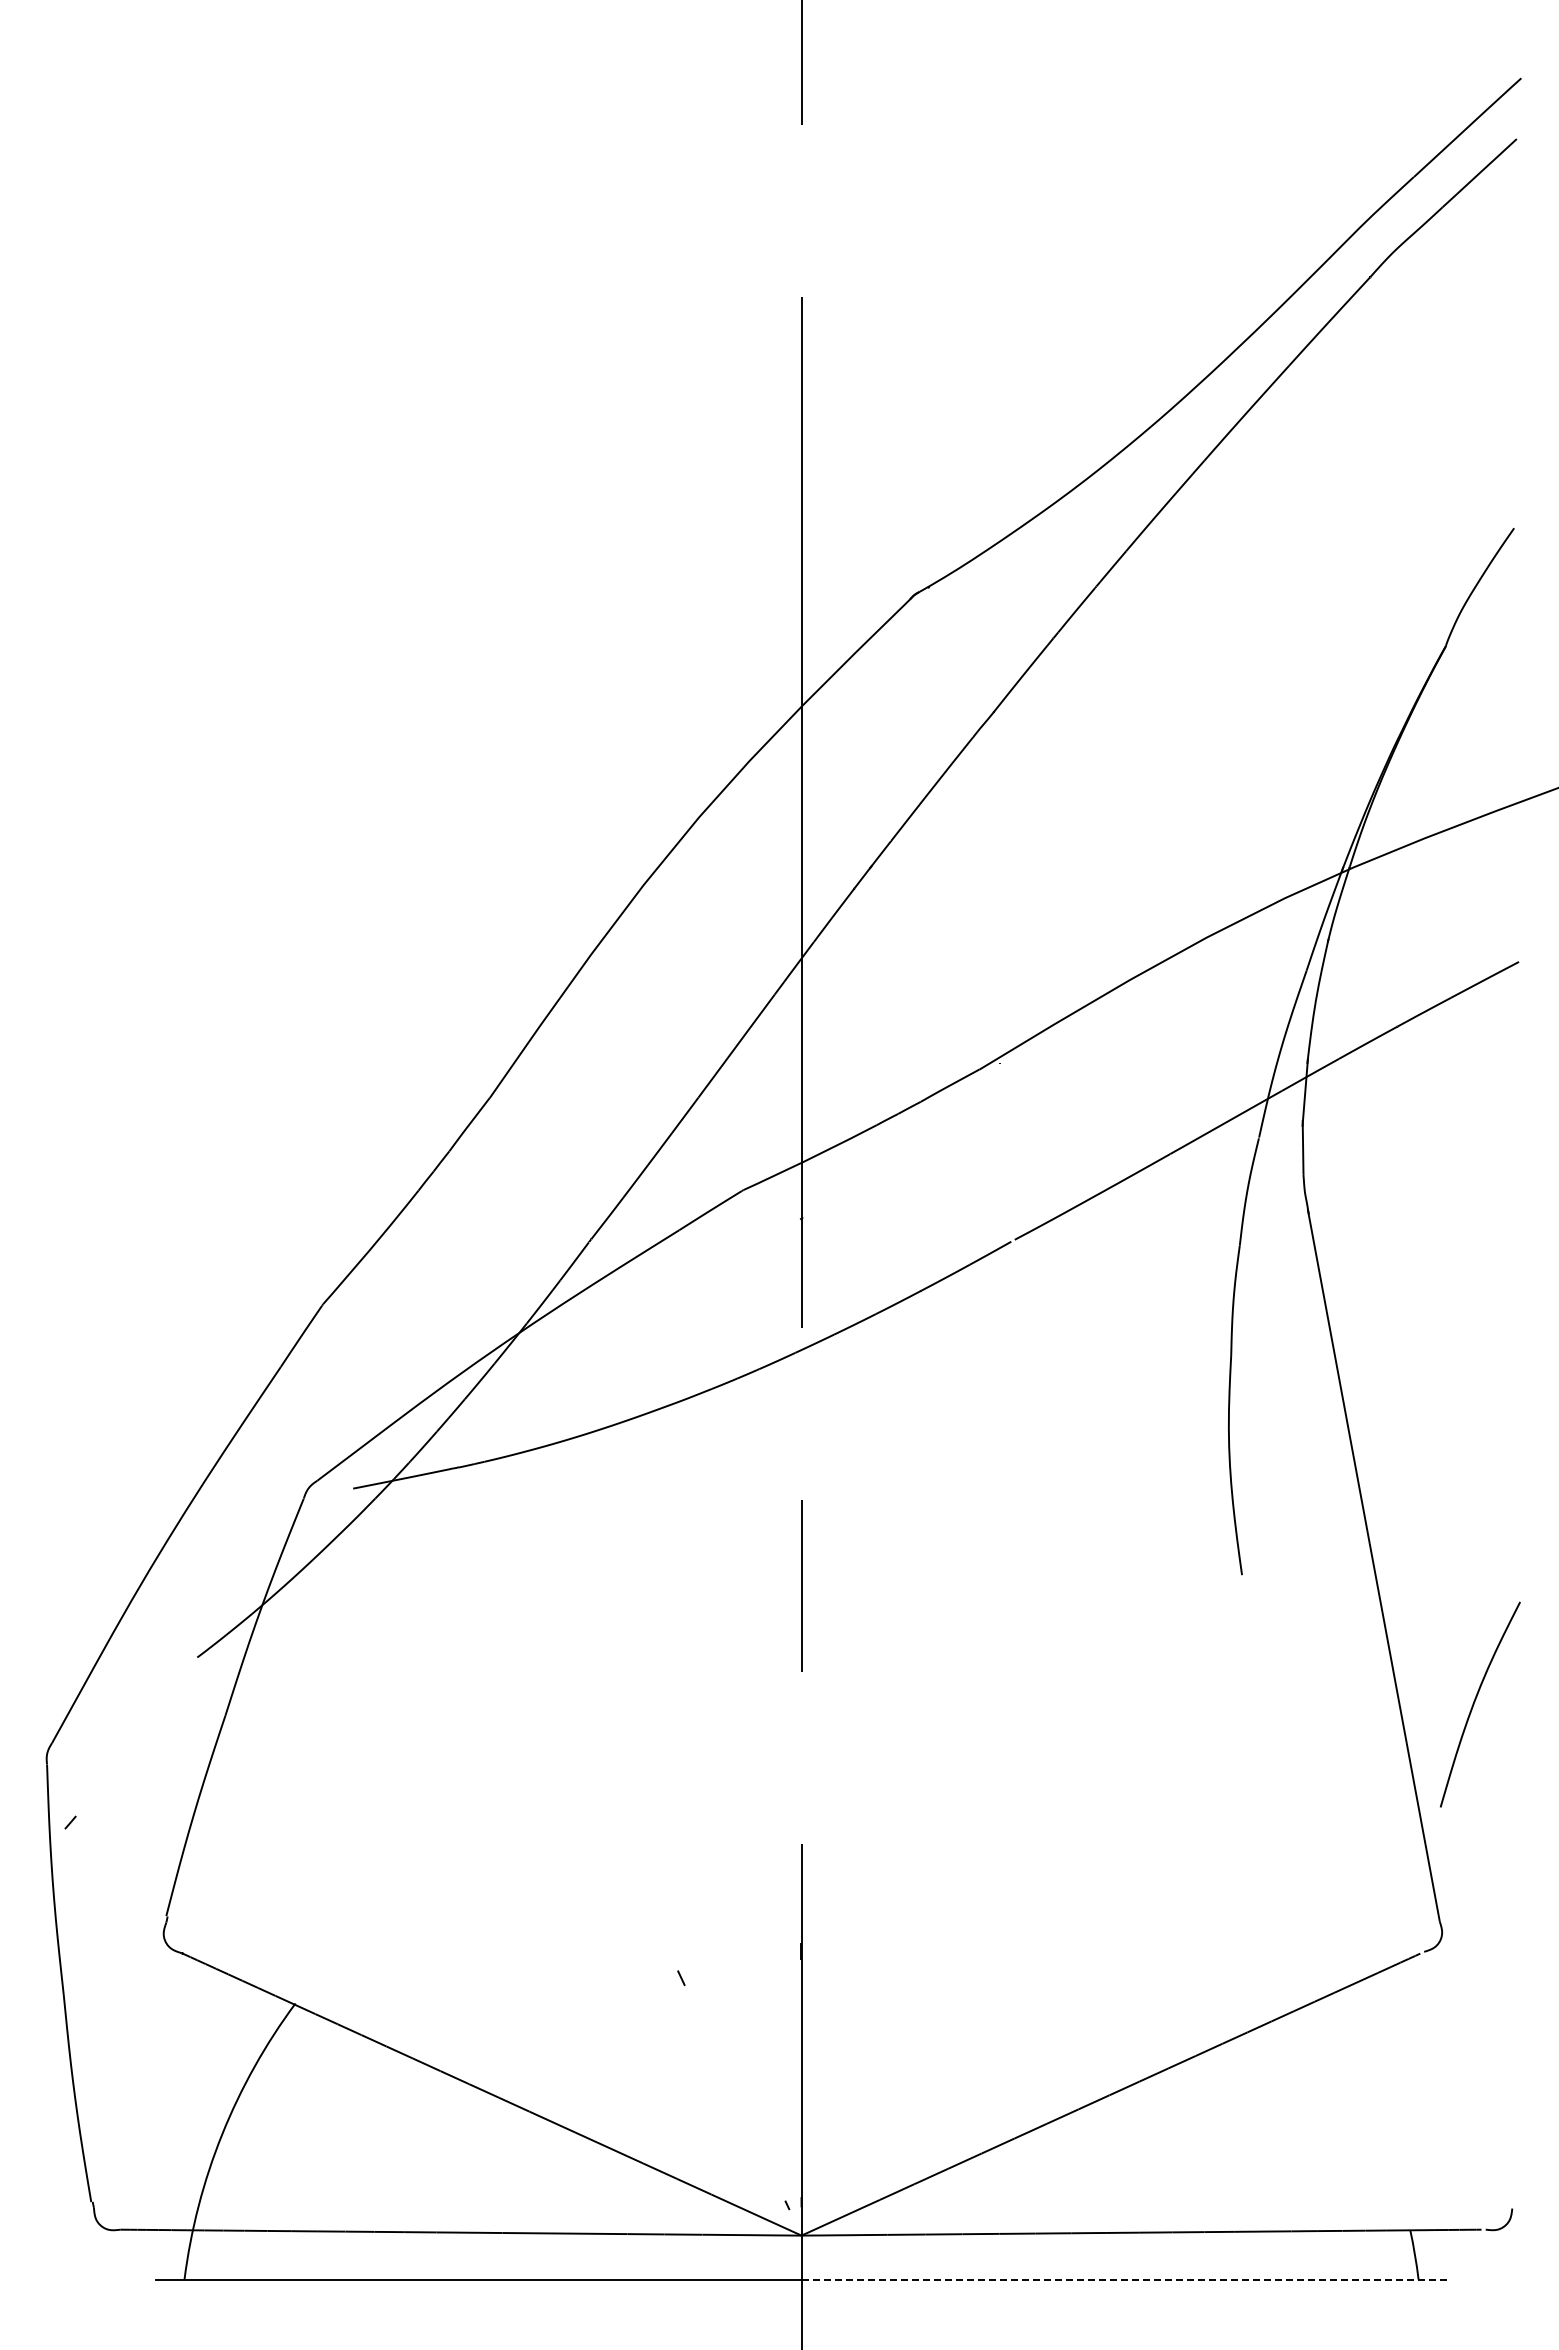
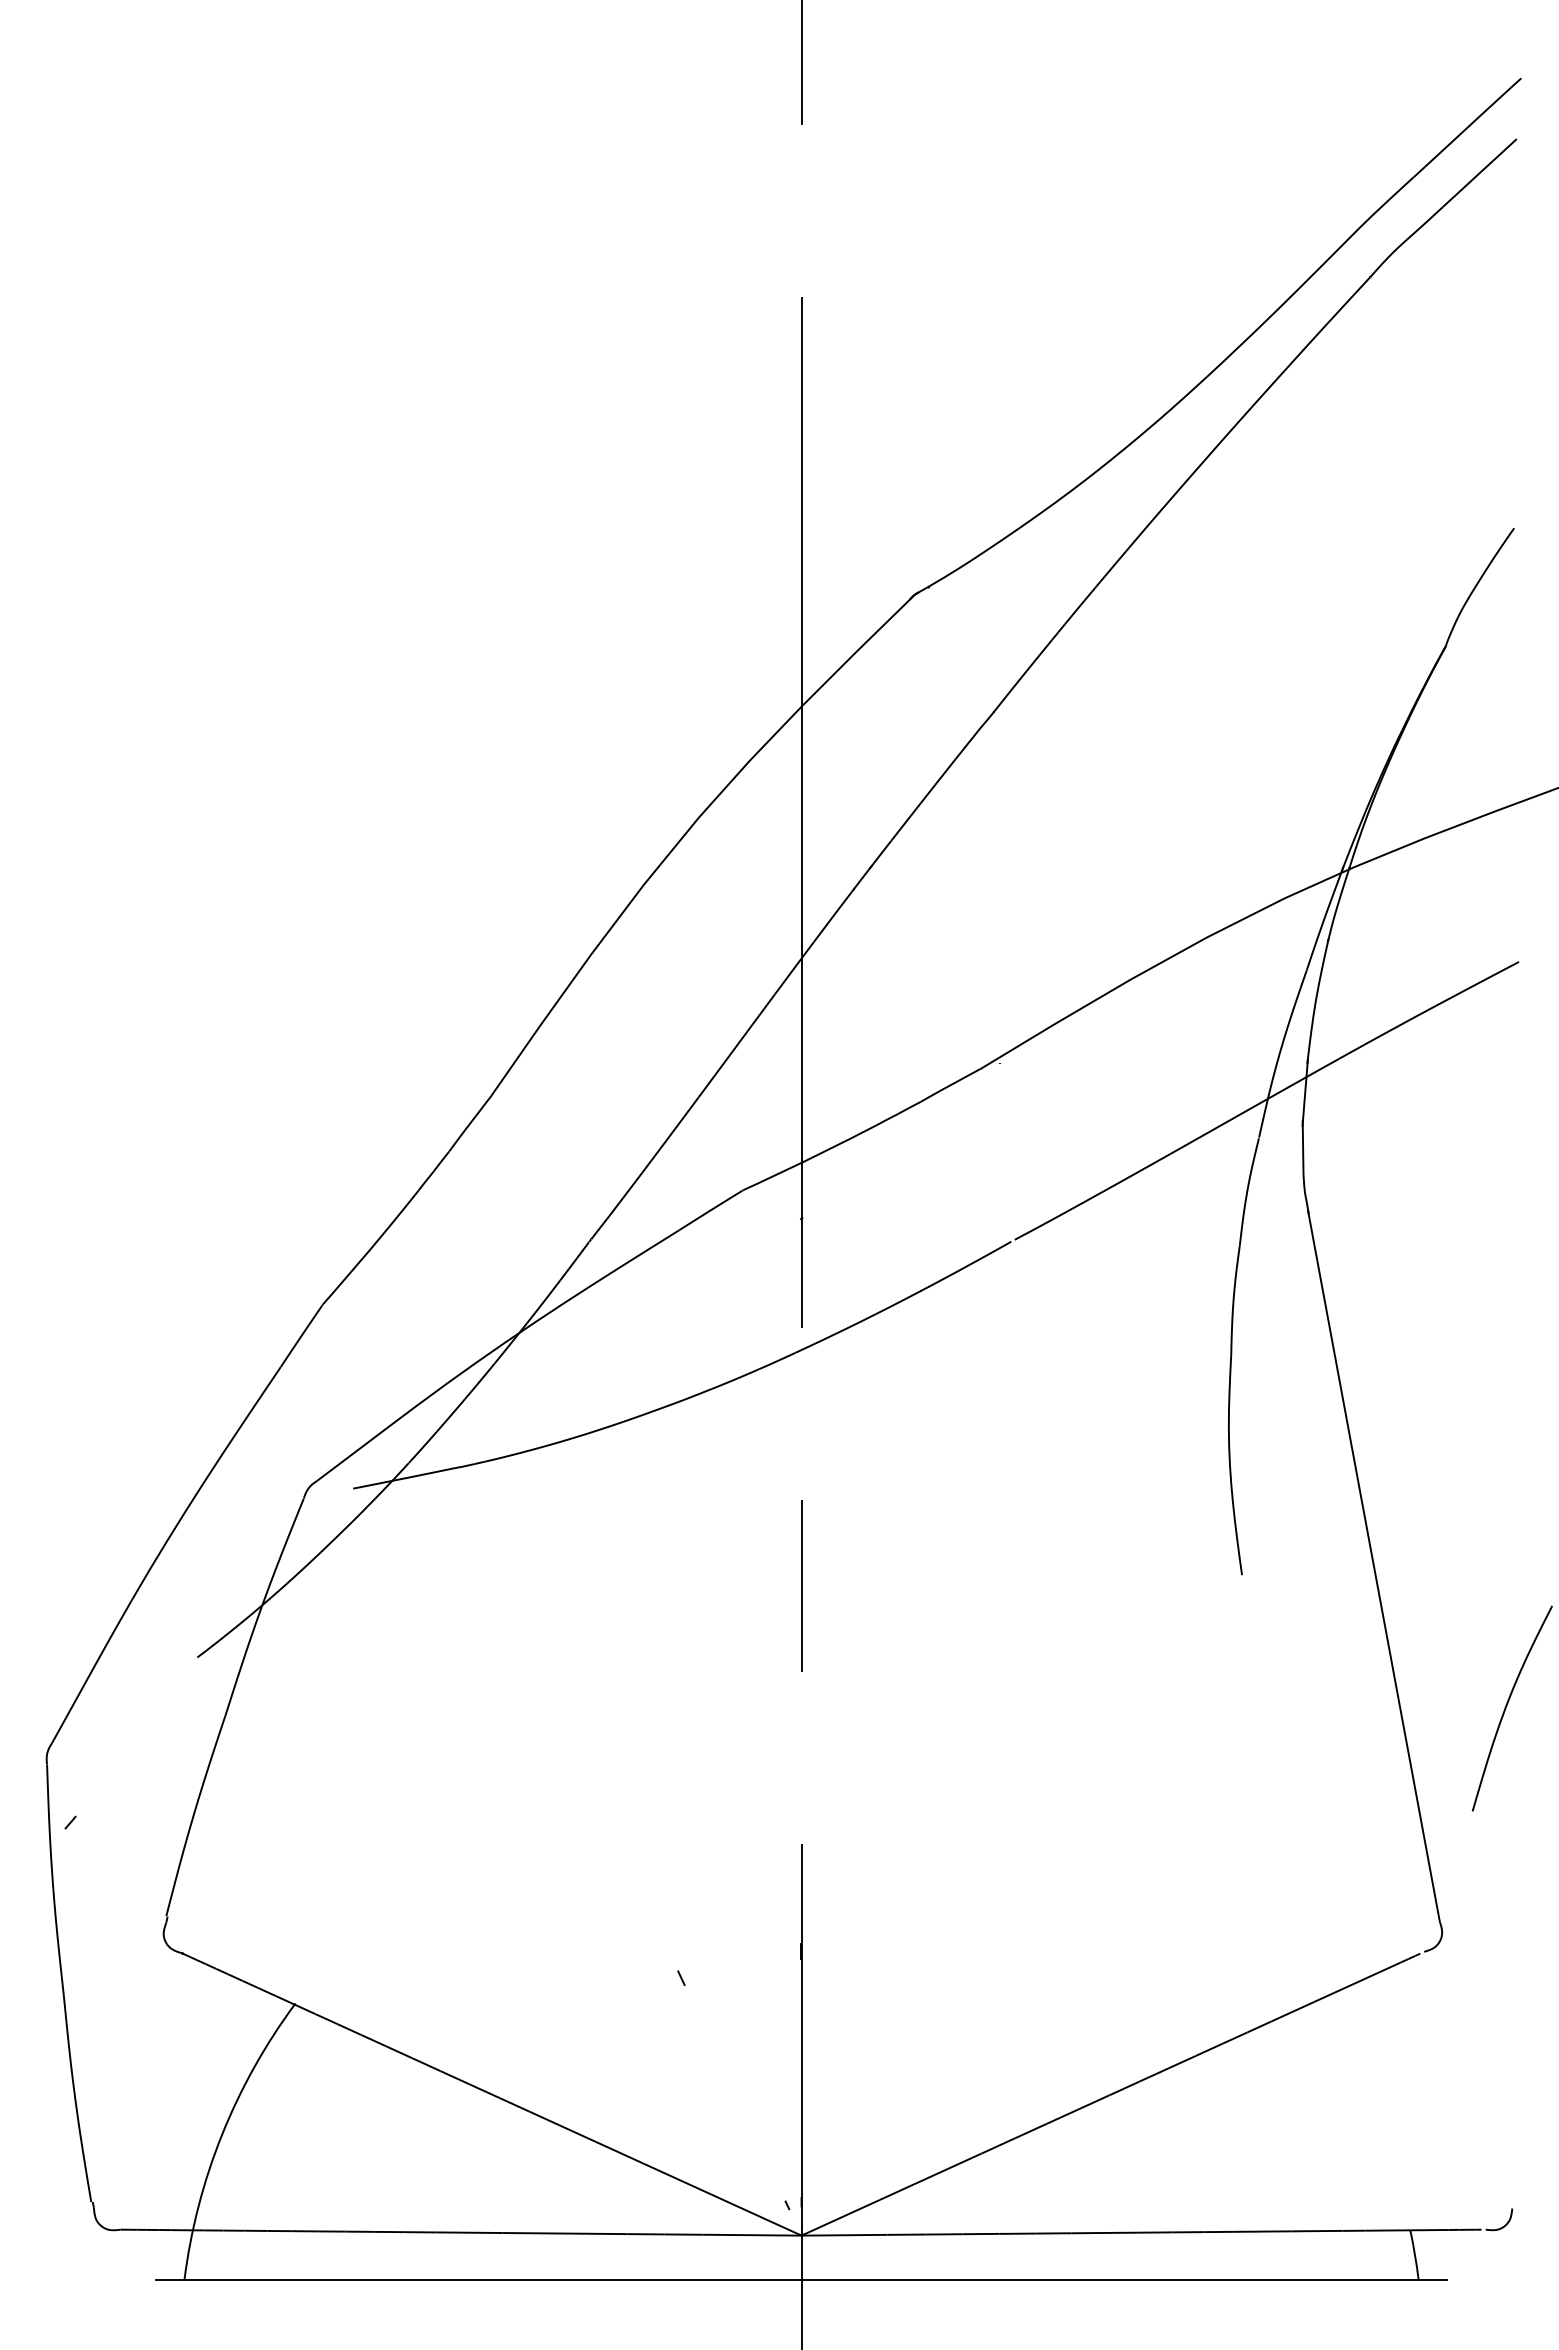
curve position: (1475, 1702) -> (1507, 1706) (1507, 1706)
line: dashed -> solid (1124, 2279)
